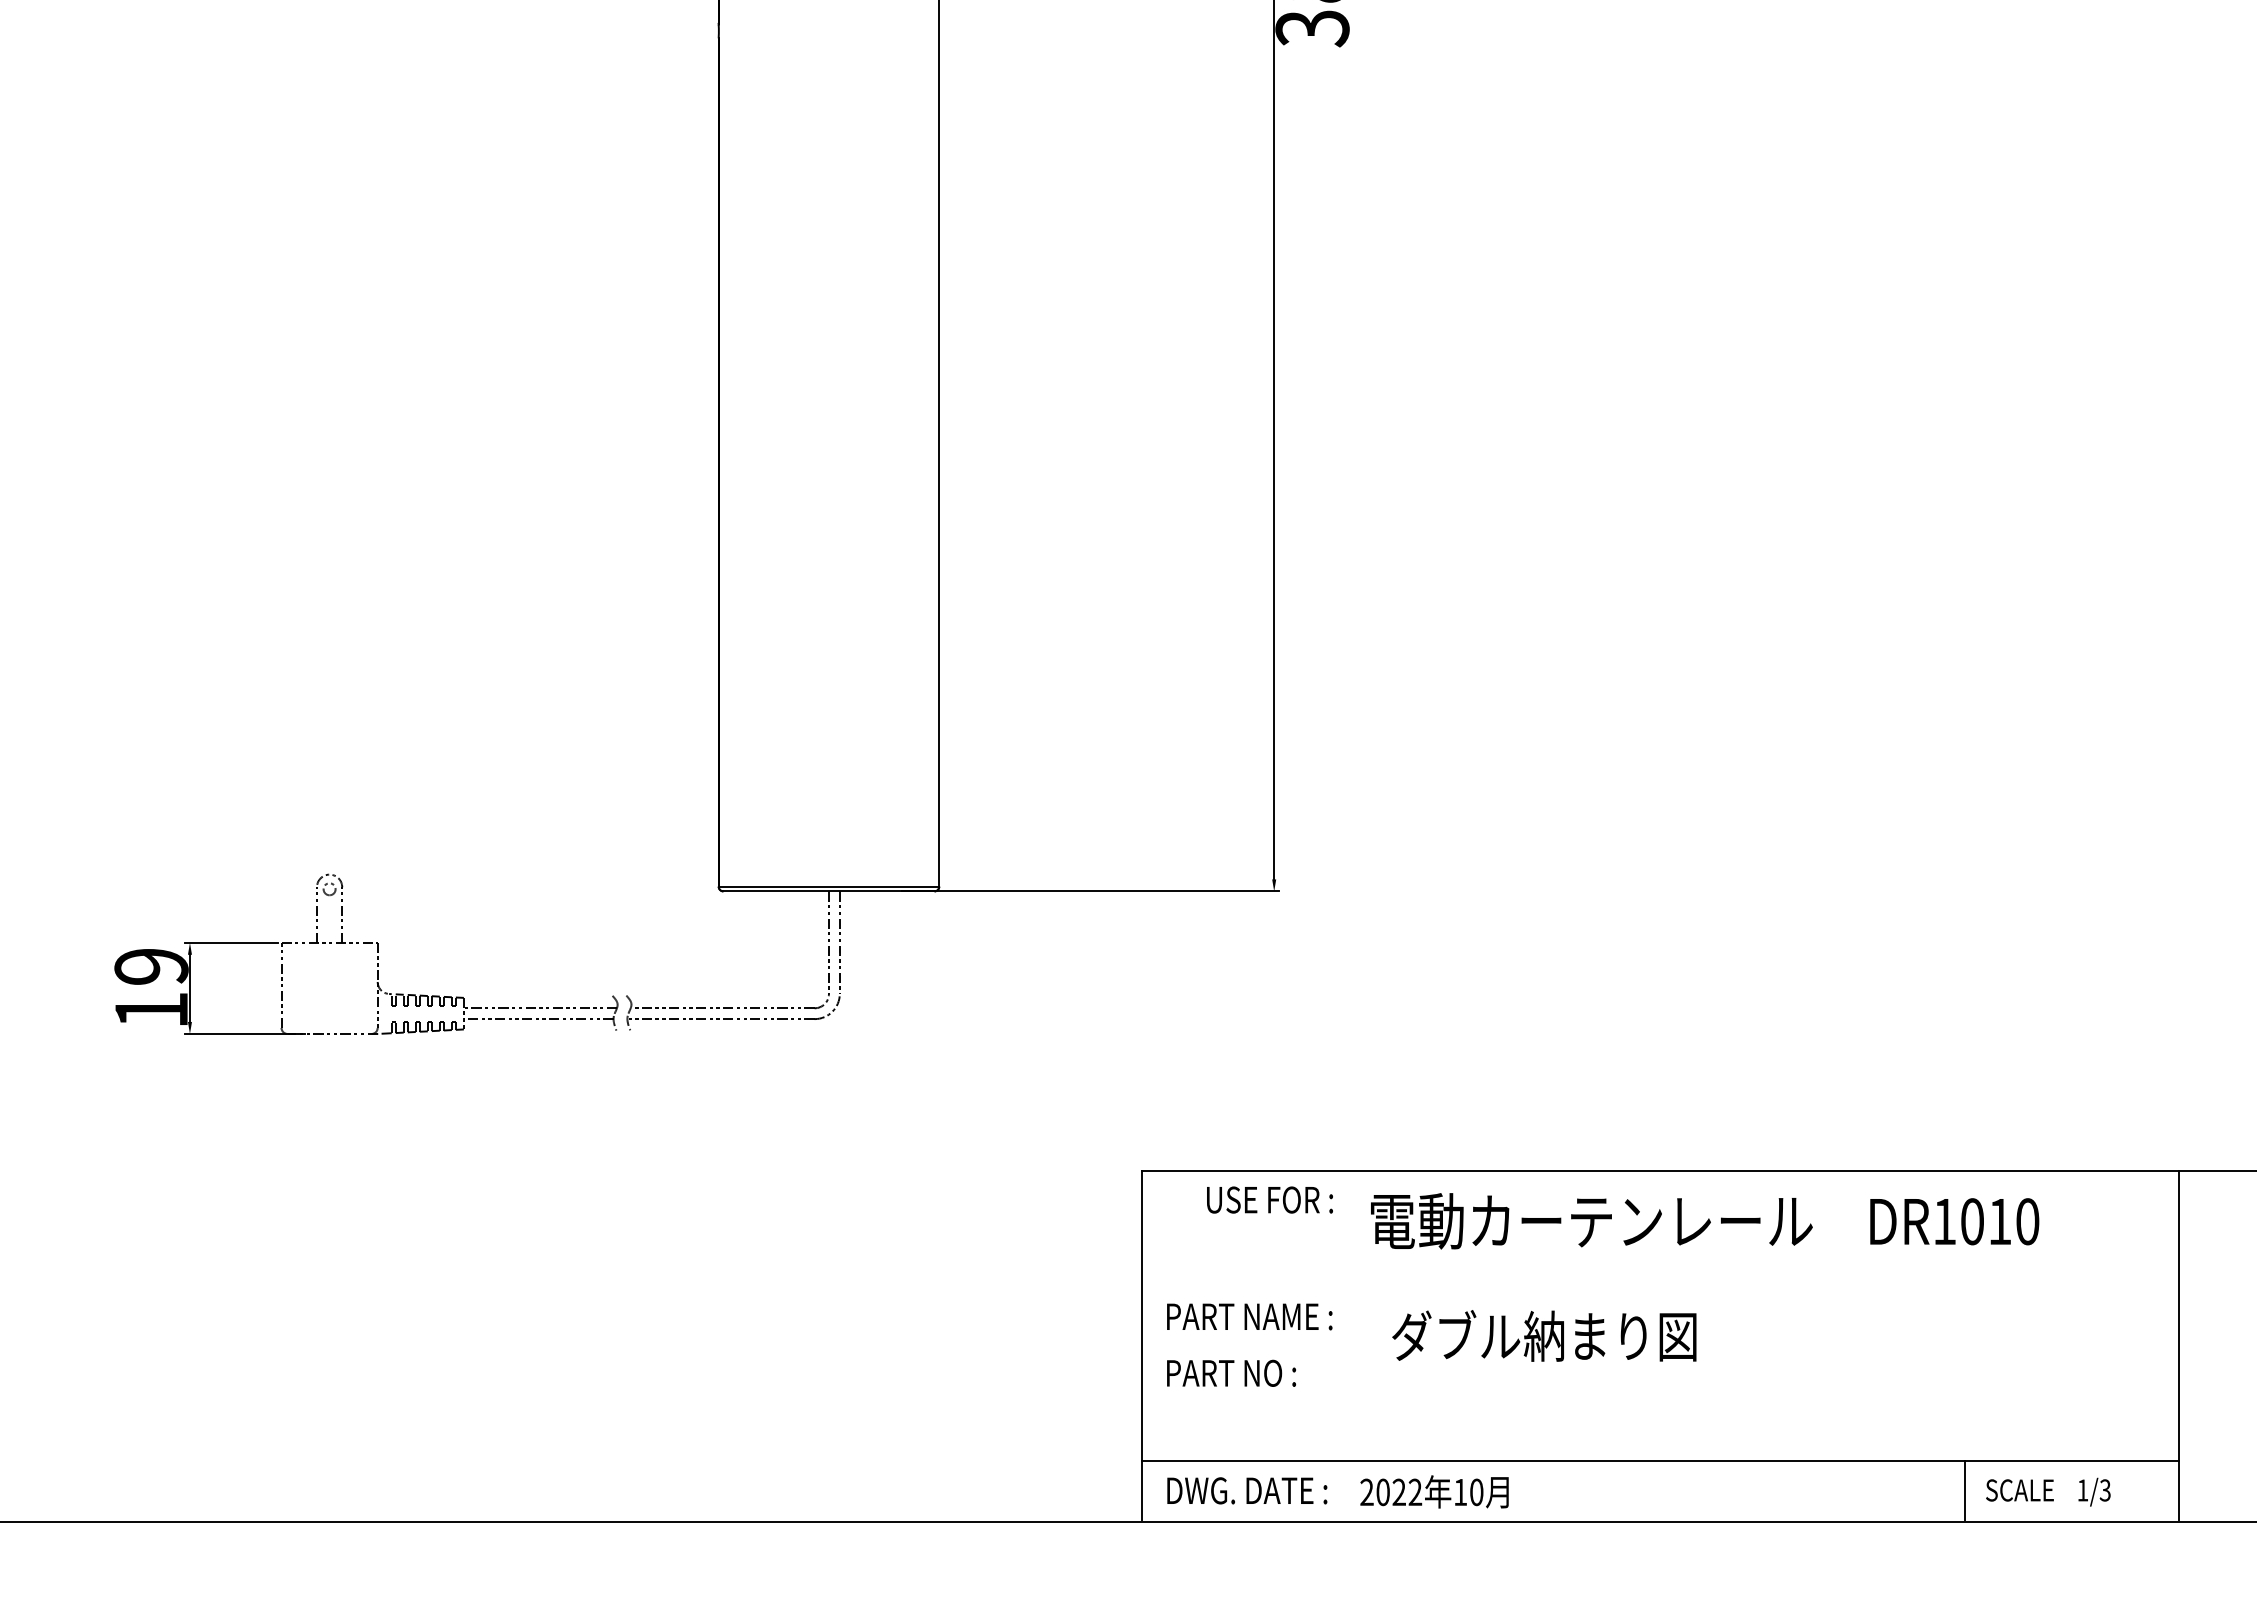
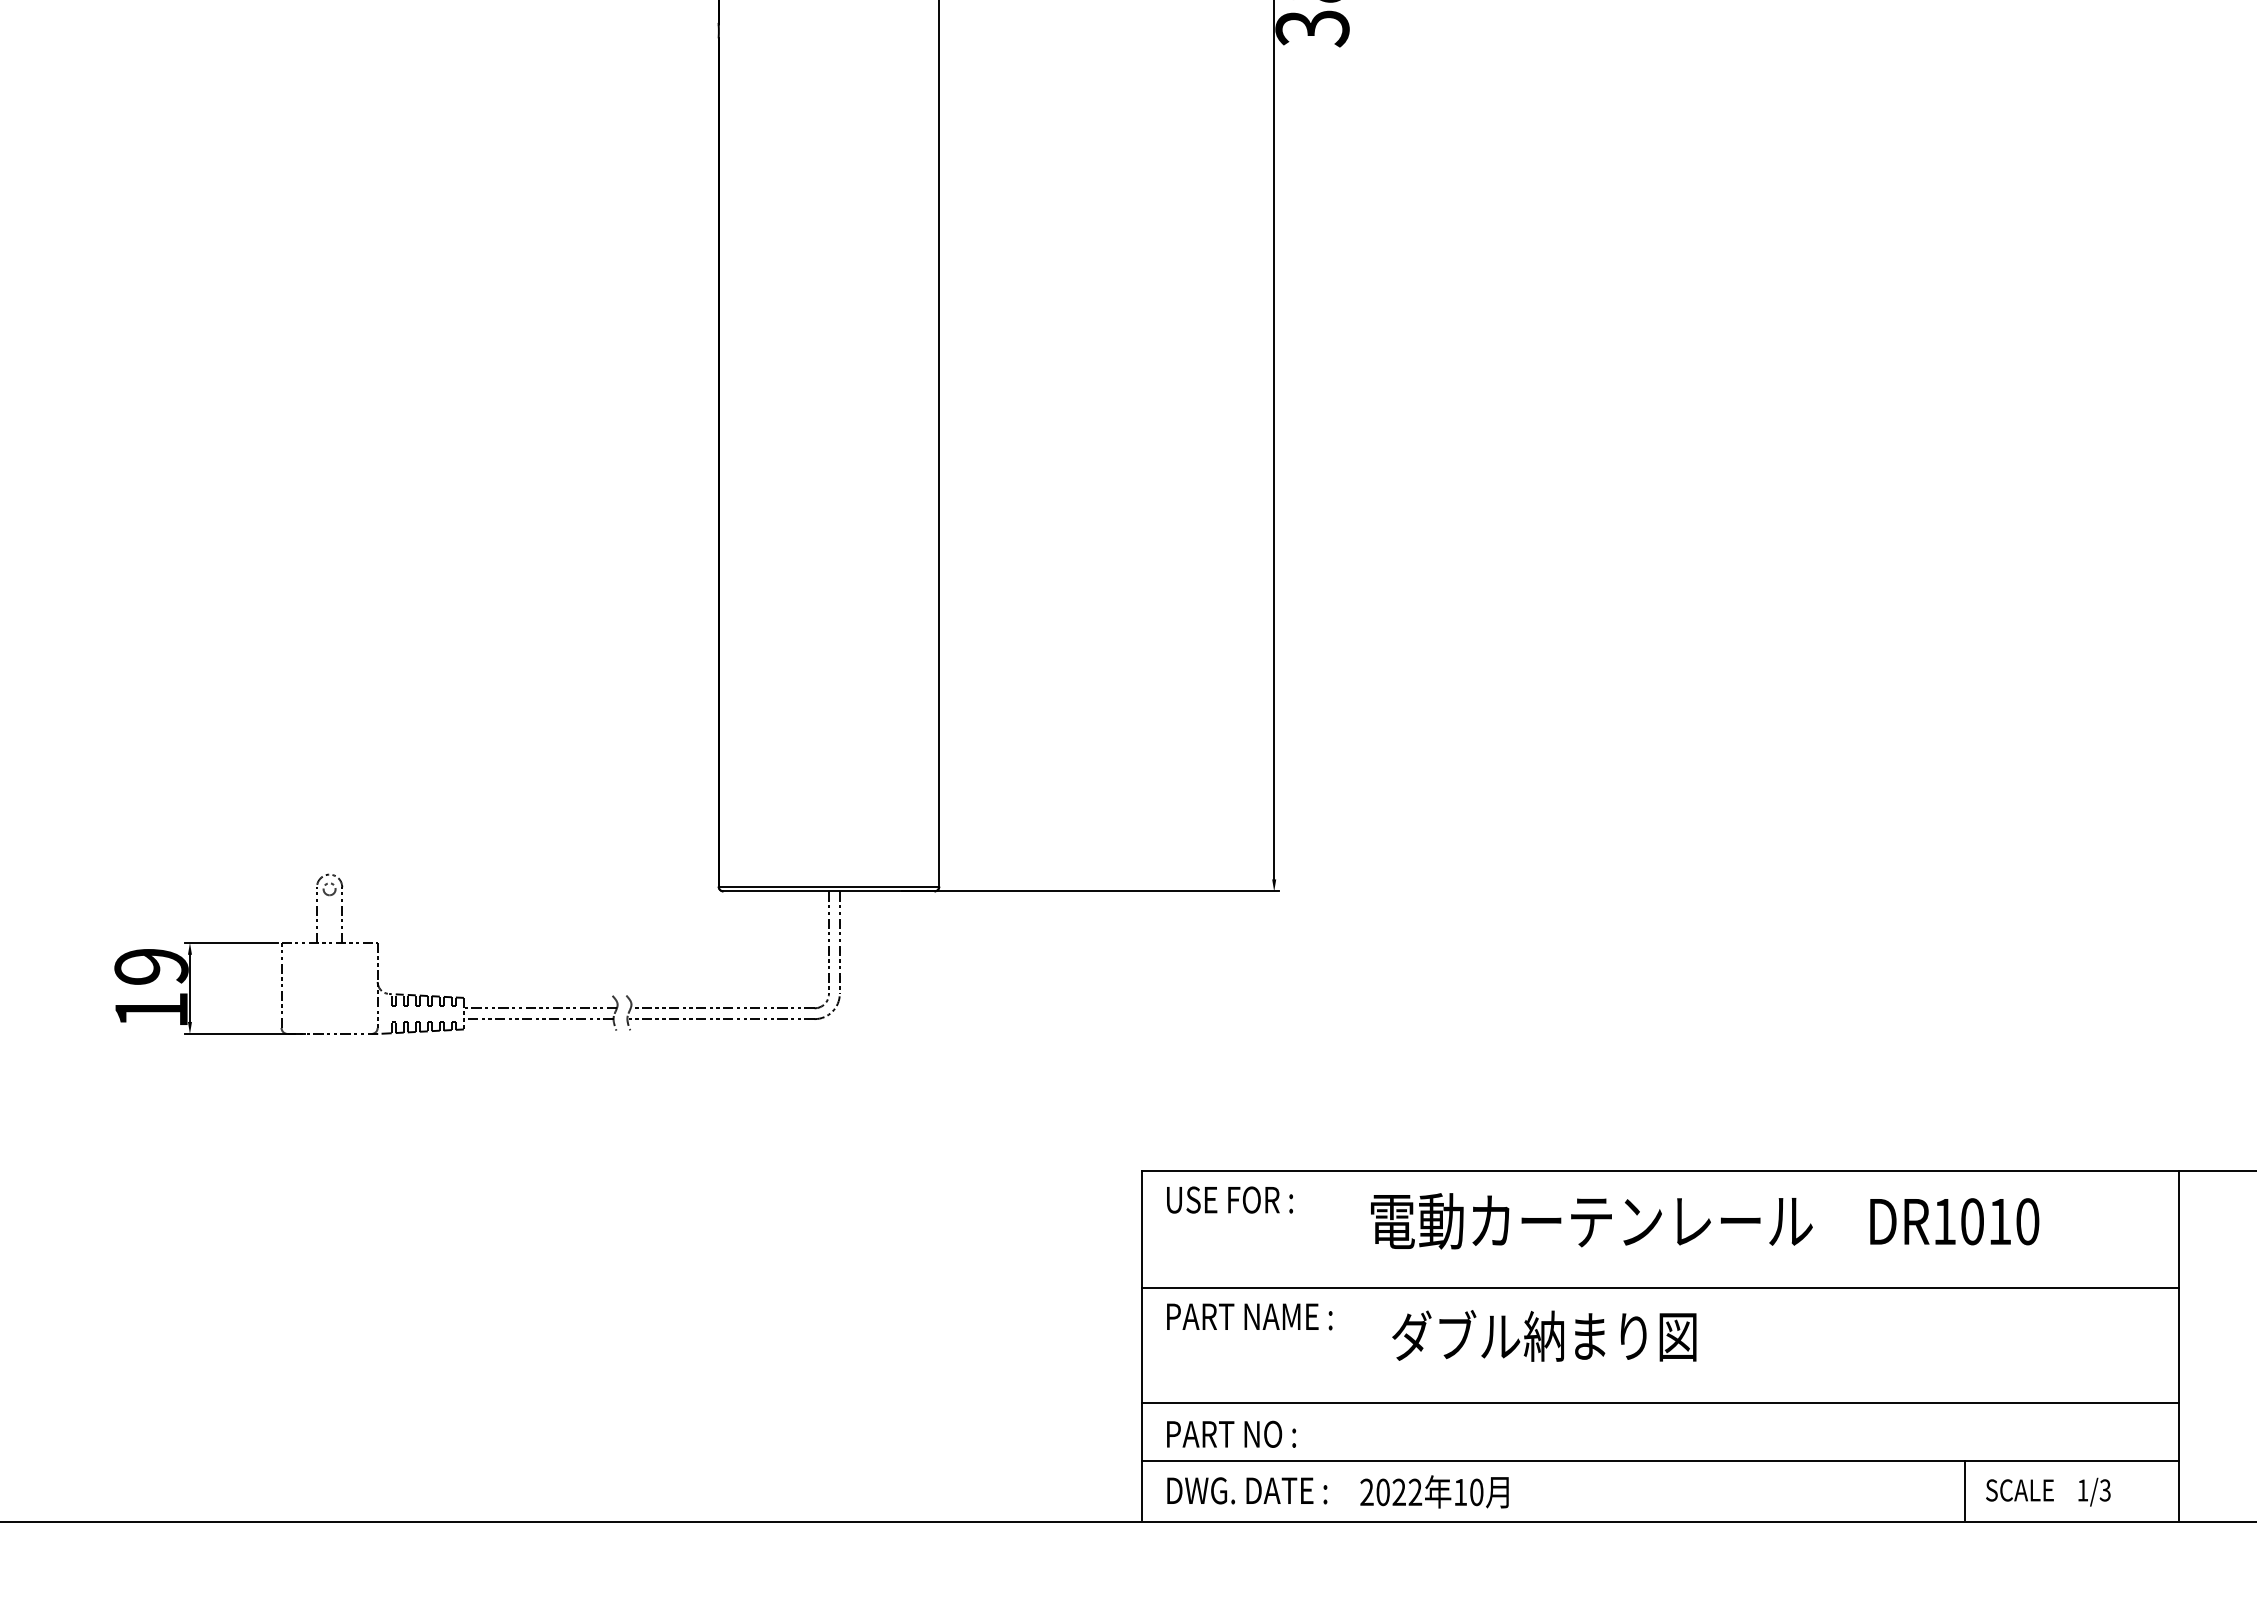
text position: (1269, 1199) -> (1229, 1199) (1229, 1199)
line: none -> present (1660, 1287)
text position: (1231, 1372) -> (1231, 1433) (1231, 1433)
line: none -> present (1660, 1403)
